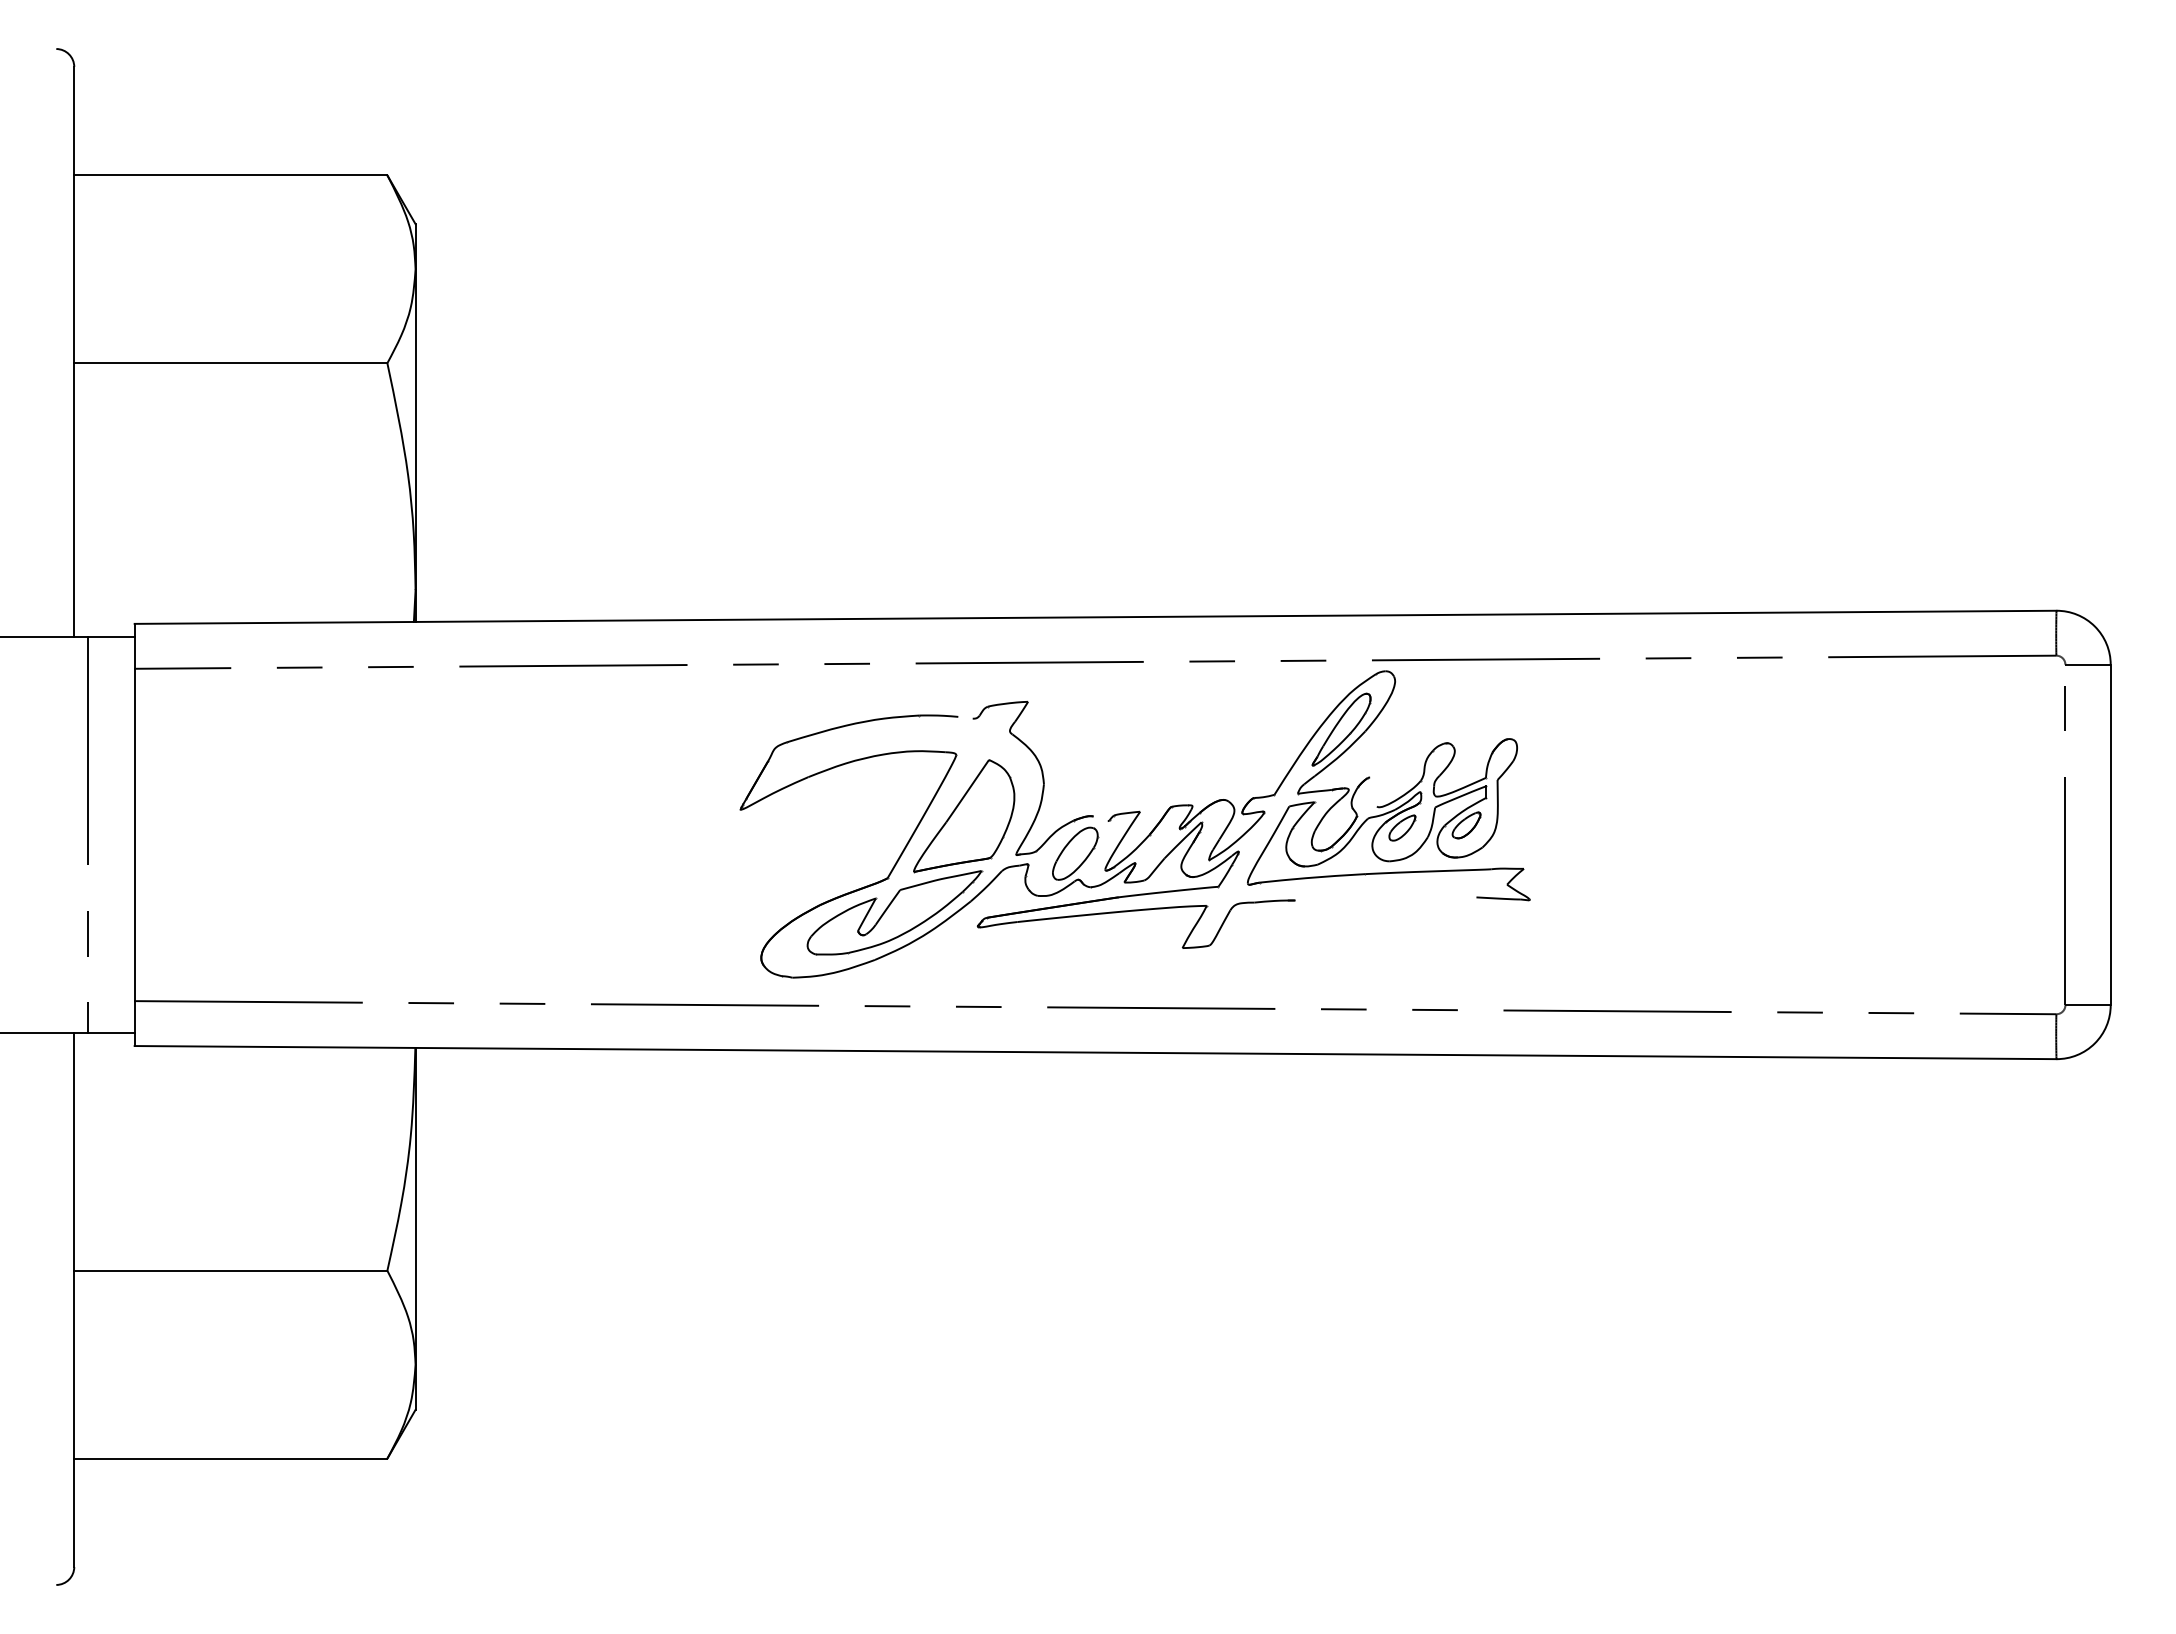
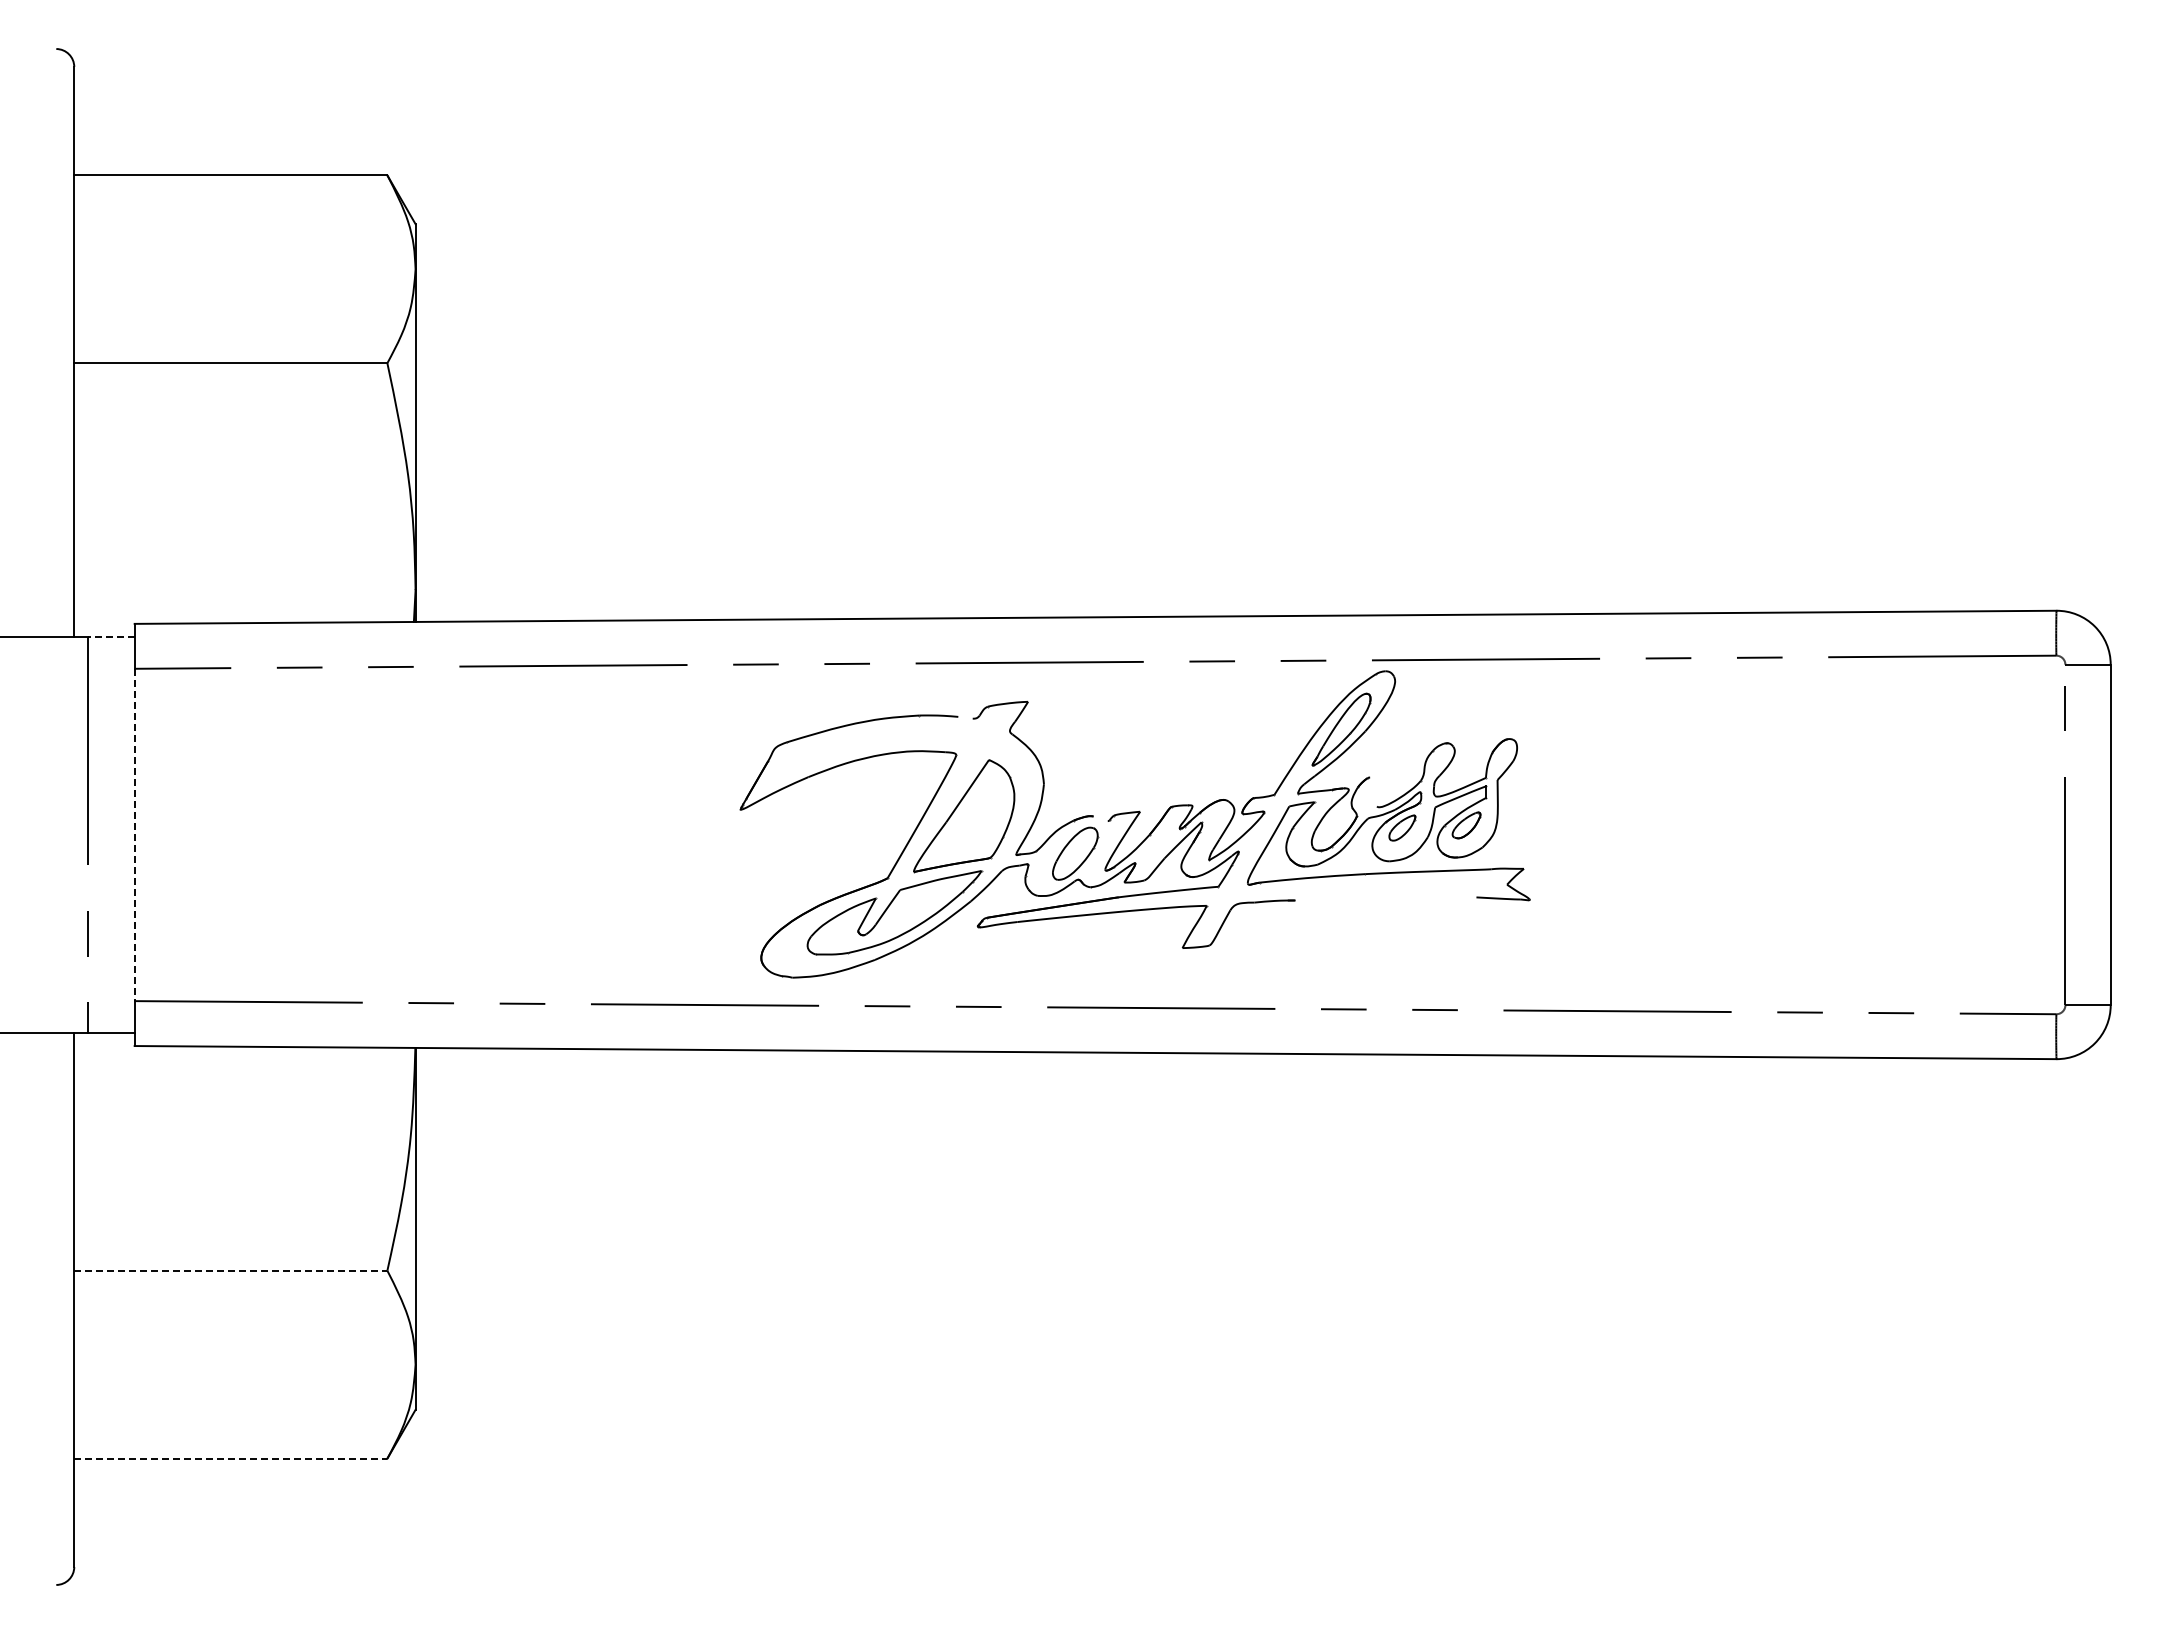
line: solid -> dashed (110, 637)
line: solid -> dashed (134, 835)
line: solid -> dashed (230, 1270)
line: solid -> dashed (230, 1458)
